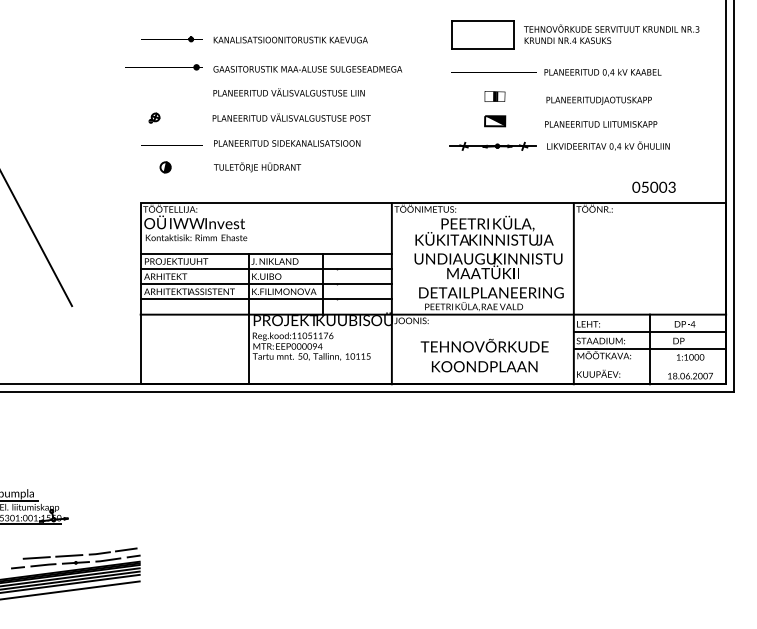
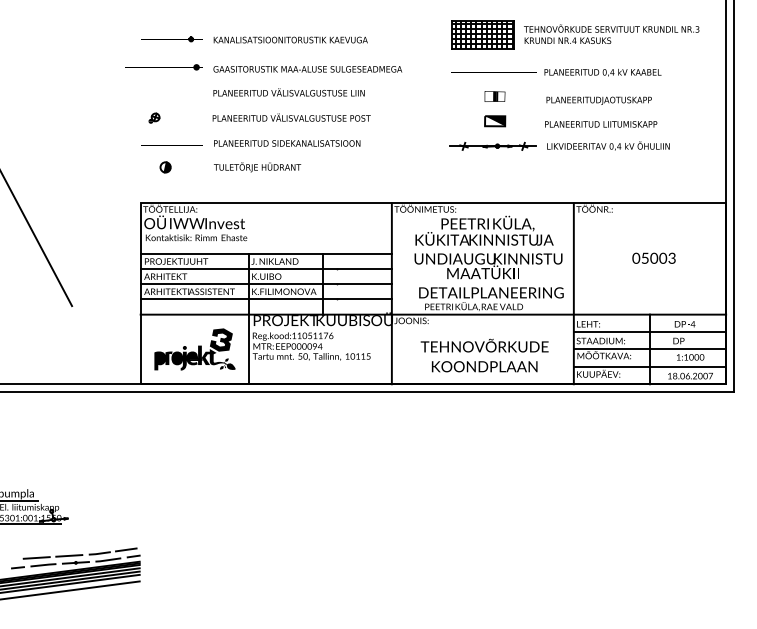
hatch: none -> present (482, 34)
text position: (653, 186) -> (653, 257) (653, 257)
part: none -> present (194, 349)
line: none -> present (649, 366)
